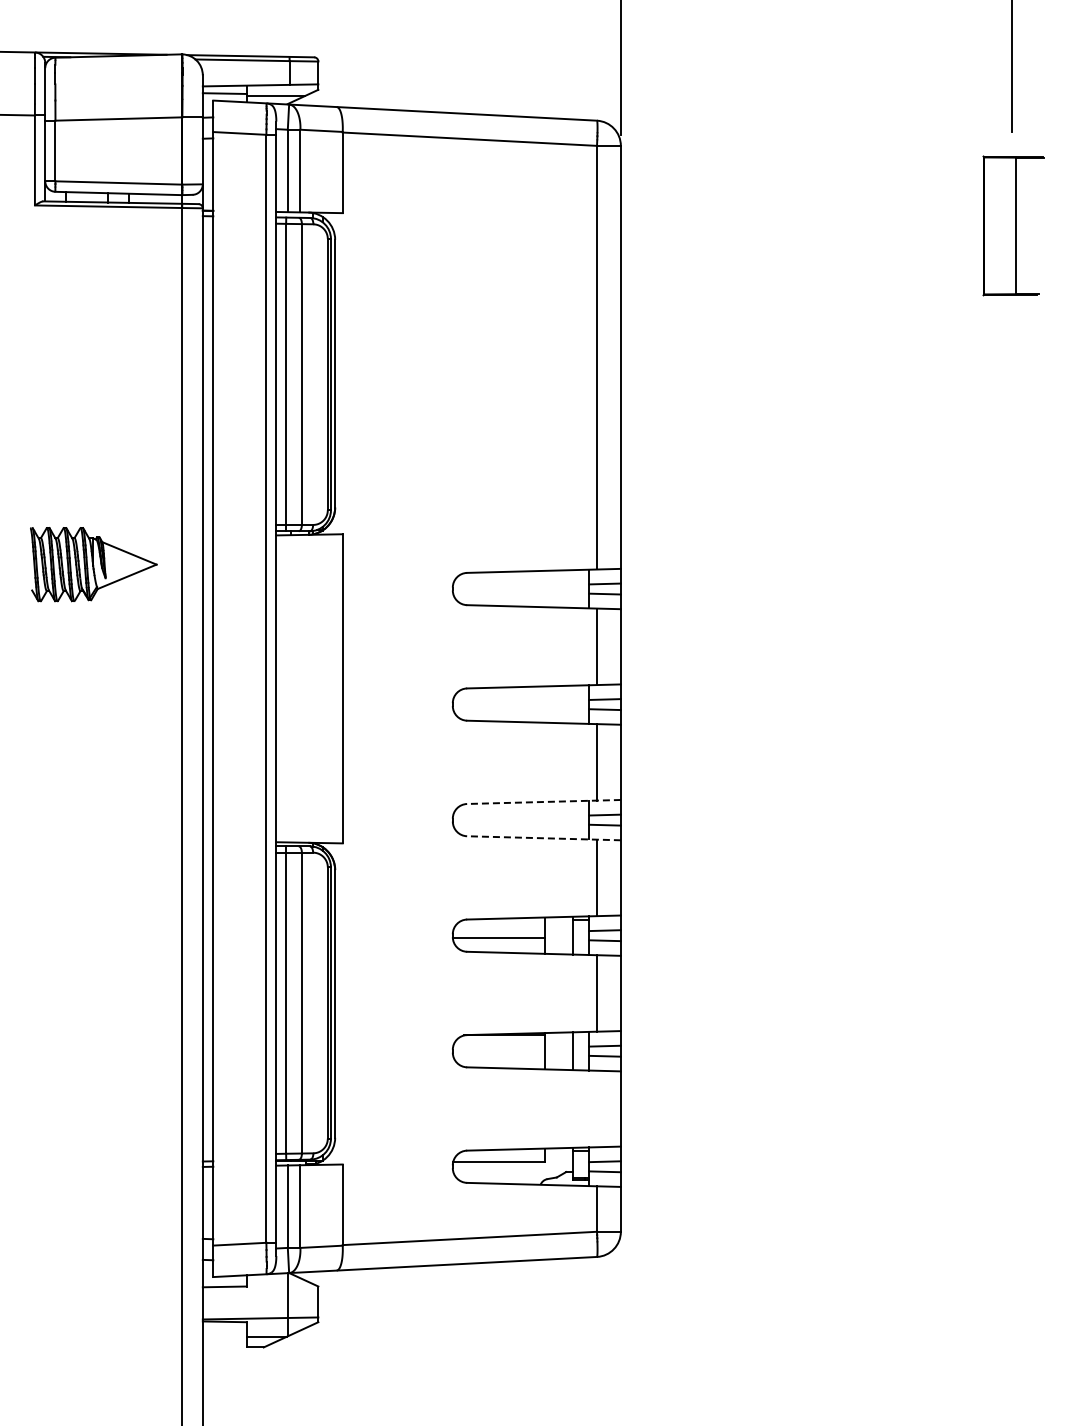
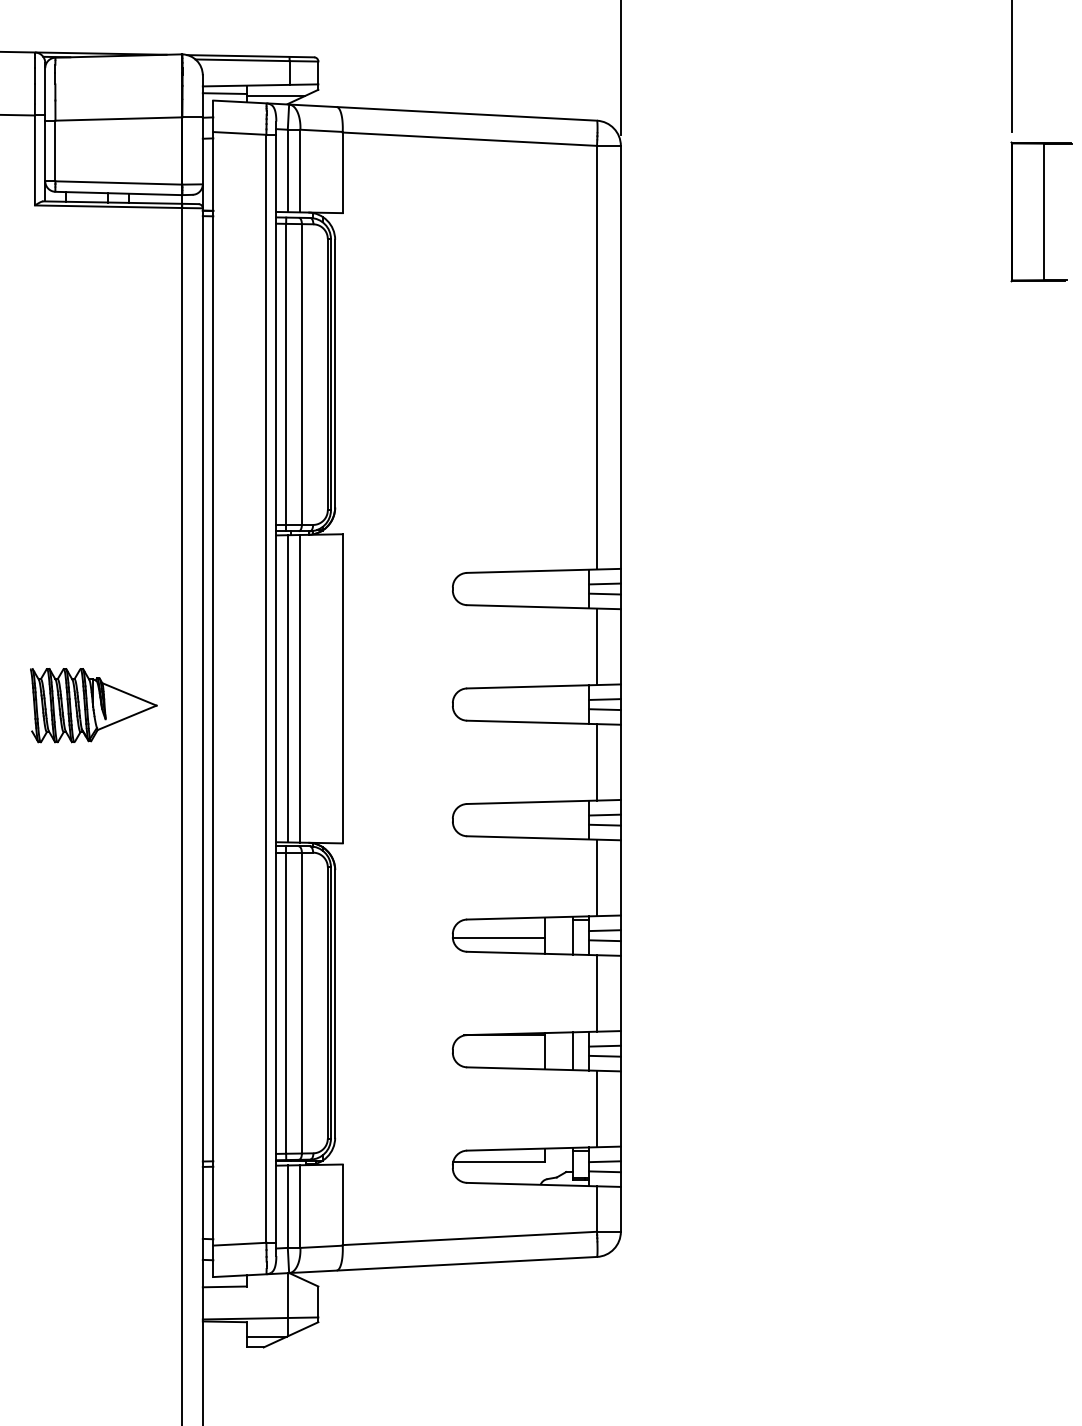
part position: (1013, 225) -> (1041, 211) (1041, 211)
part position: (93, 564) -> (93, 705) (93, 705)
line: none -> present (287, 688)
line: none -> present (300, 688)
line: dashed -> solid (544, 801)
line: dashed -> solid (544, 838)
line: none -> present (597, 1108)
